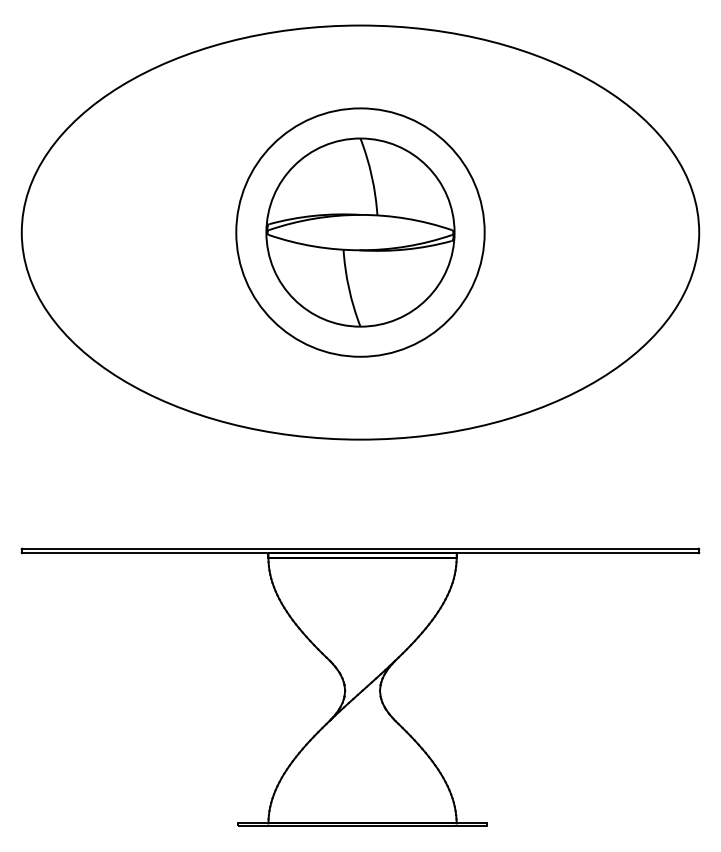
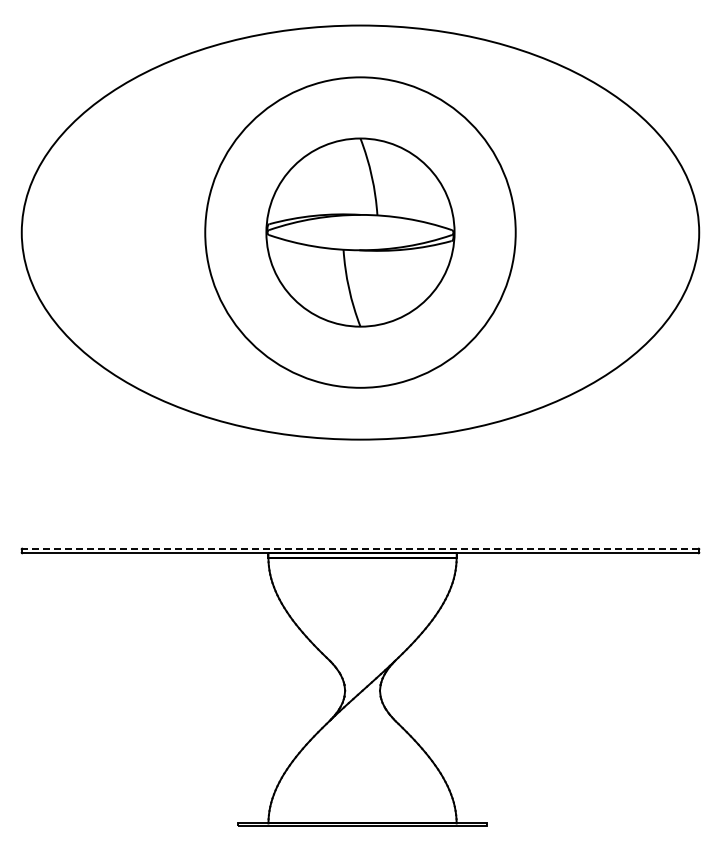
circle diameter: 248 px -> 310 px (360, 232)
line: solid -> dashed (359, 548)
